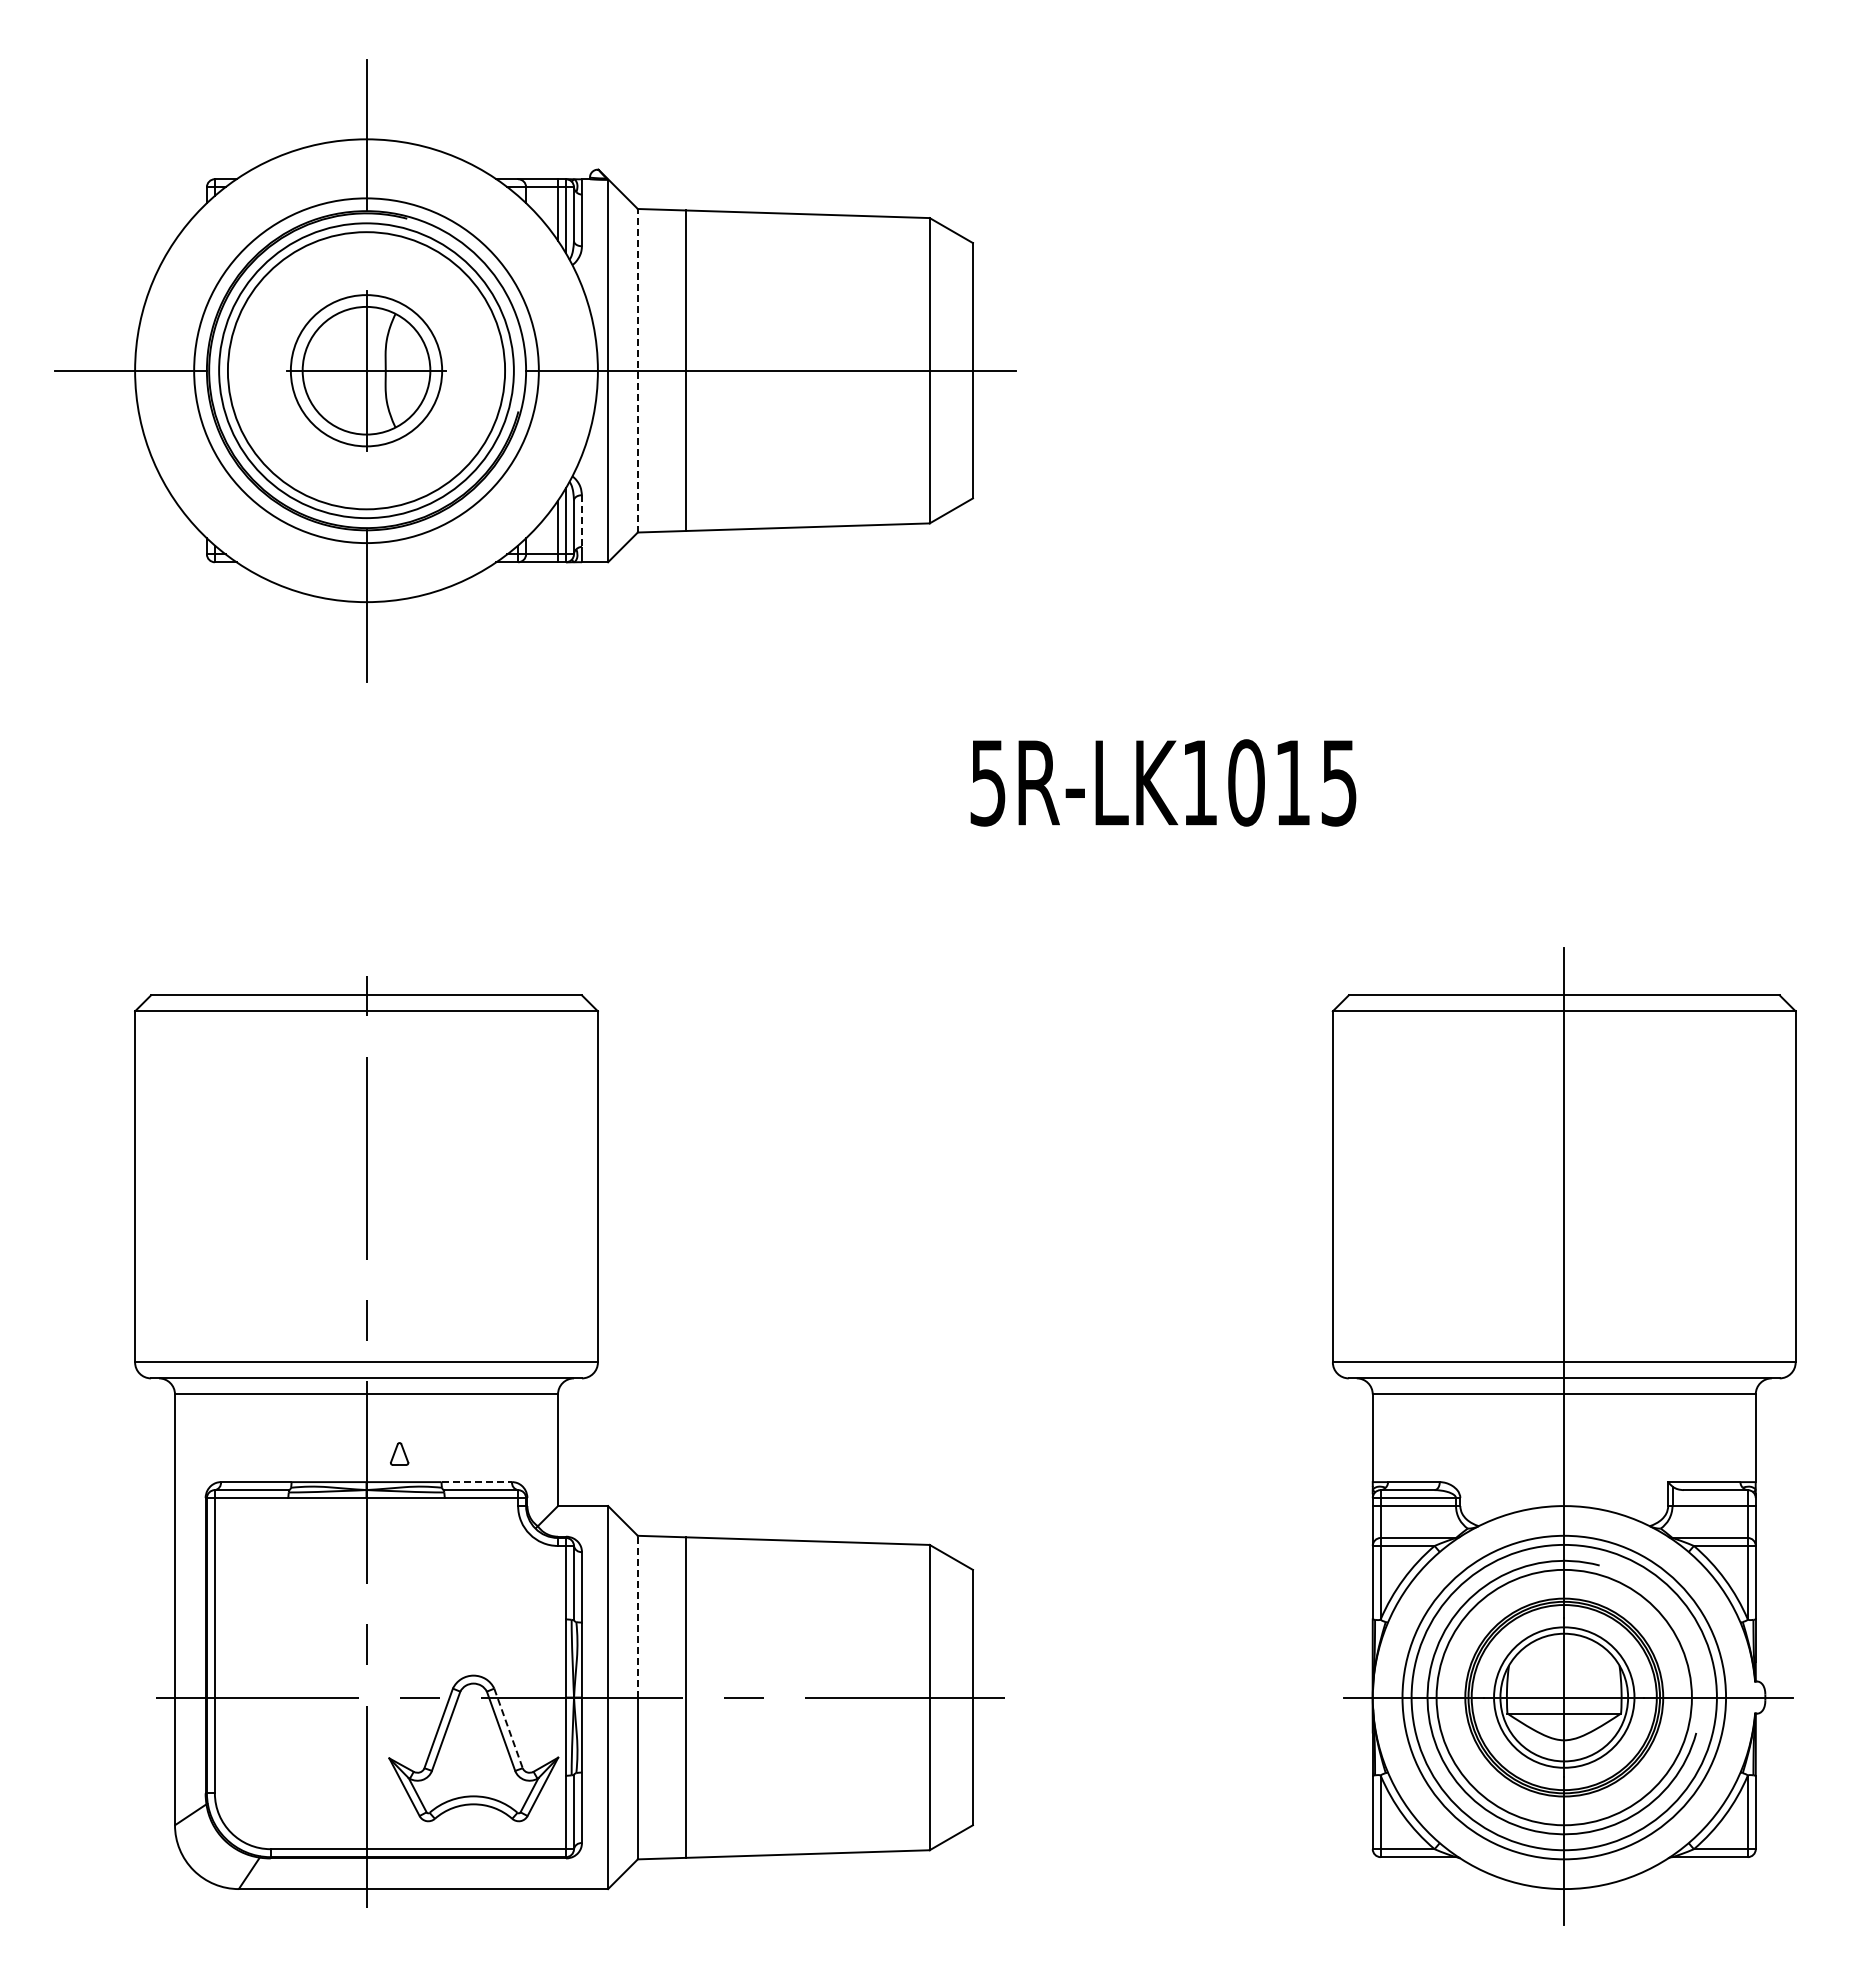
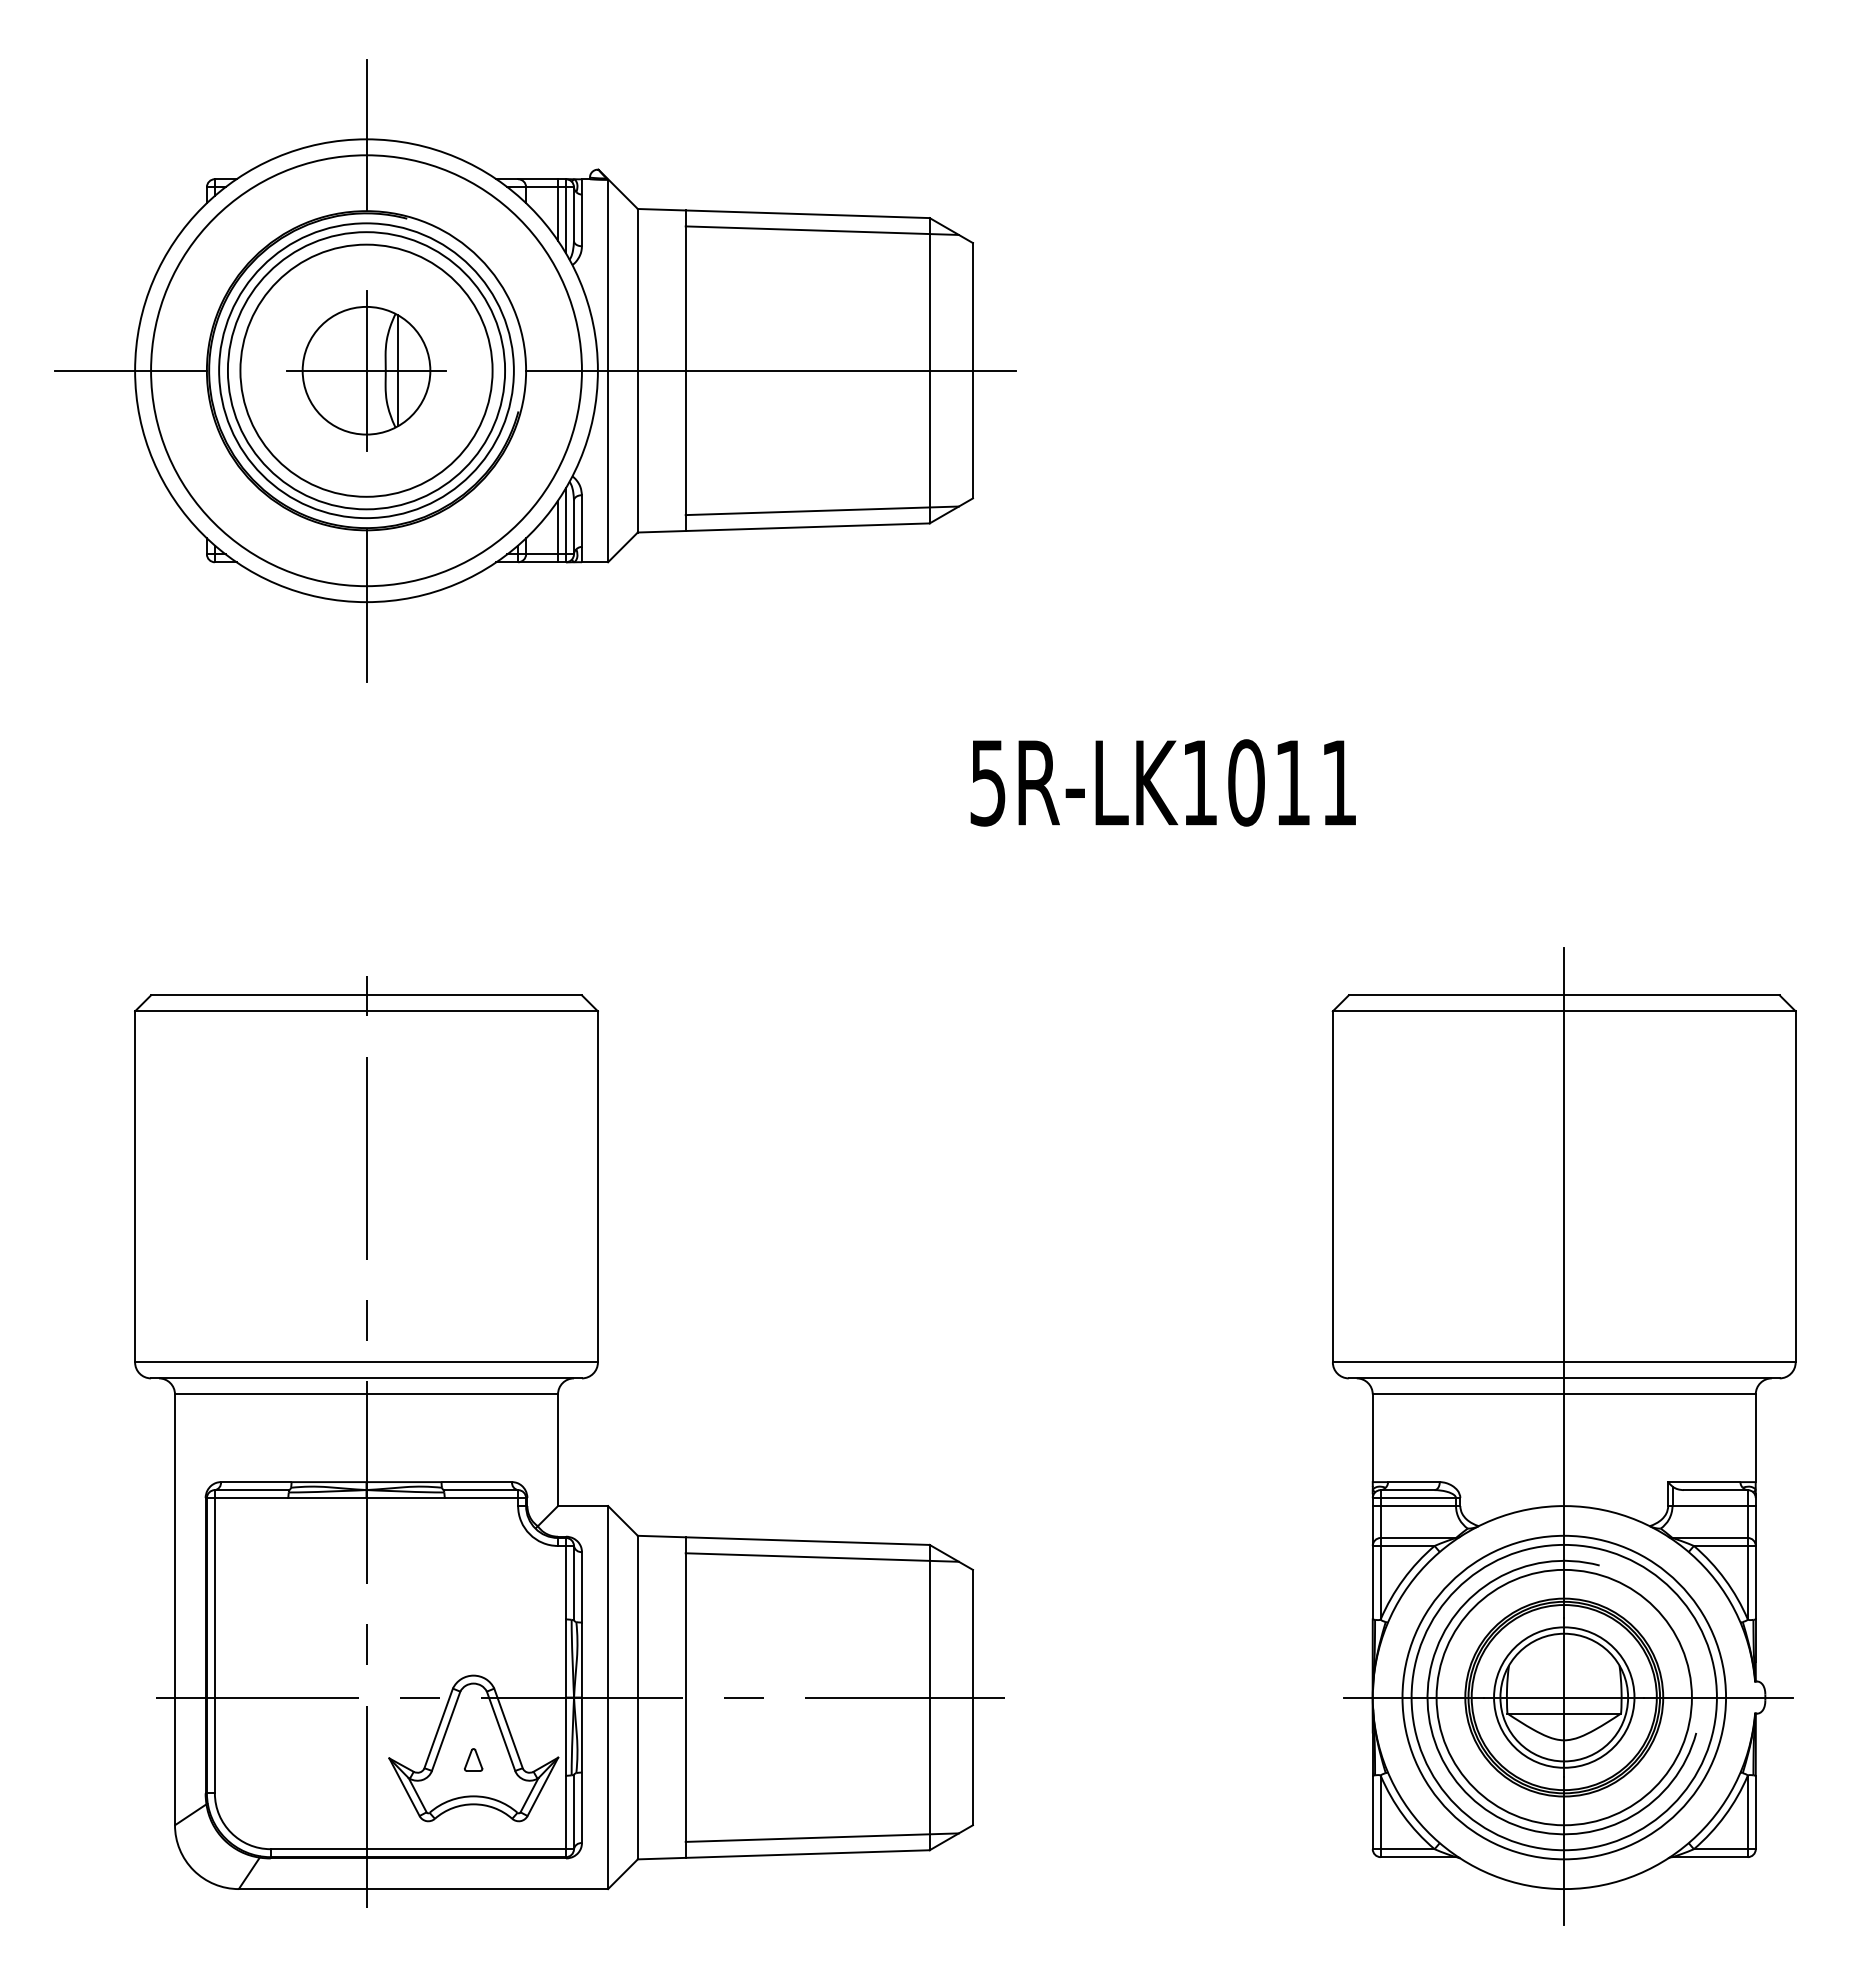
line: none -> present (821, 230)
circle diameter: 151 px -> 252 px (366, 370)
circle diameter: 345 px -> 431 px (366, 370)
line: none -> present (398, 370)
line: dashed -> solid (637, 370)
line: none -> present (821, 510)
line: dashed -> solid (581, 521)
text: 5R-LK1015 -> 5R-LK1011 (1338, 783)
part position: (399, 1453) -> (473, 1759) (473, 1759)
line: dashed -> solid (477, 1482)
line: none -> present (821, 1557)
line: dashed -> solid (637, 1616)
line: dashed -> solid (508, 1728)
line: none -> present (821, 1837)
